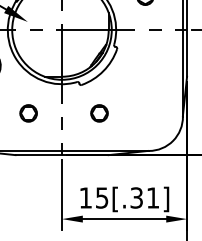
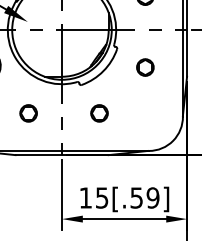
circle: none -> present (145, 67)
text: 15[.31] -> 15[.59] (145, 197)
